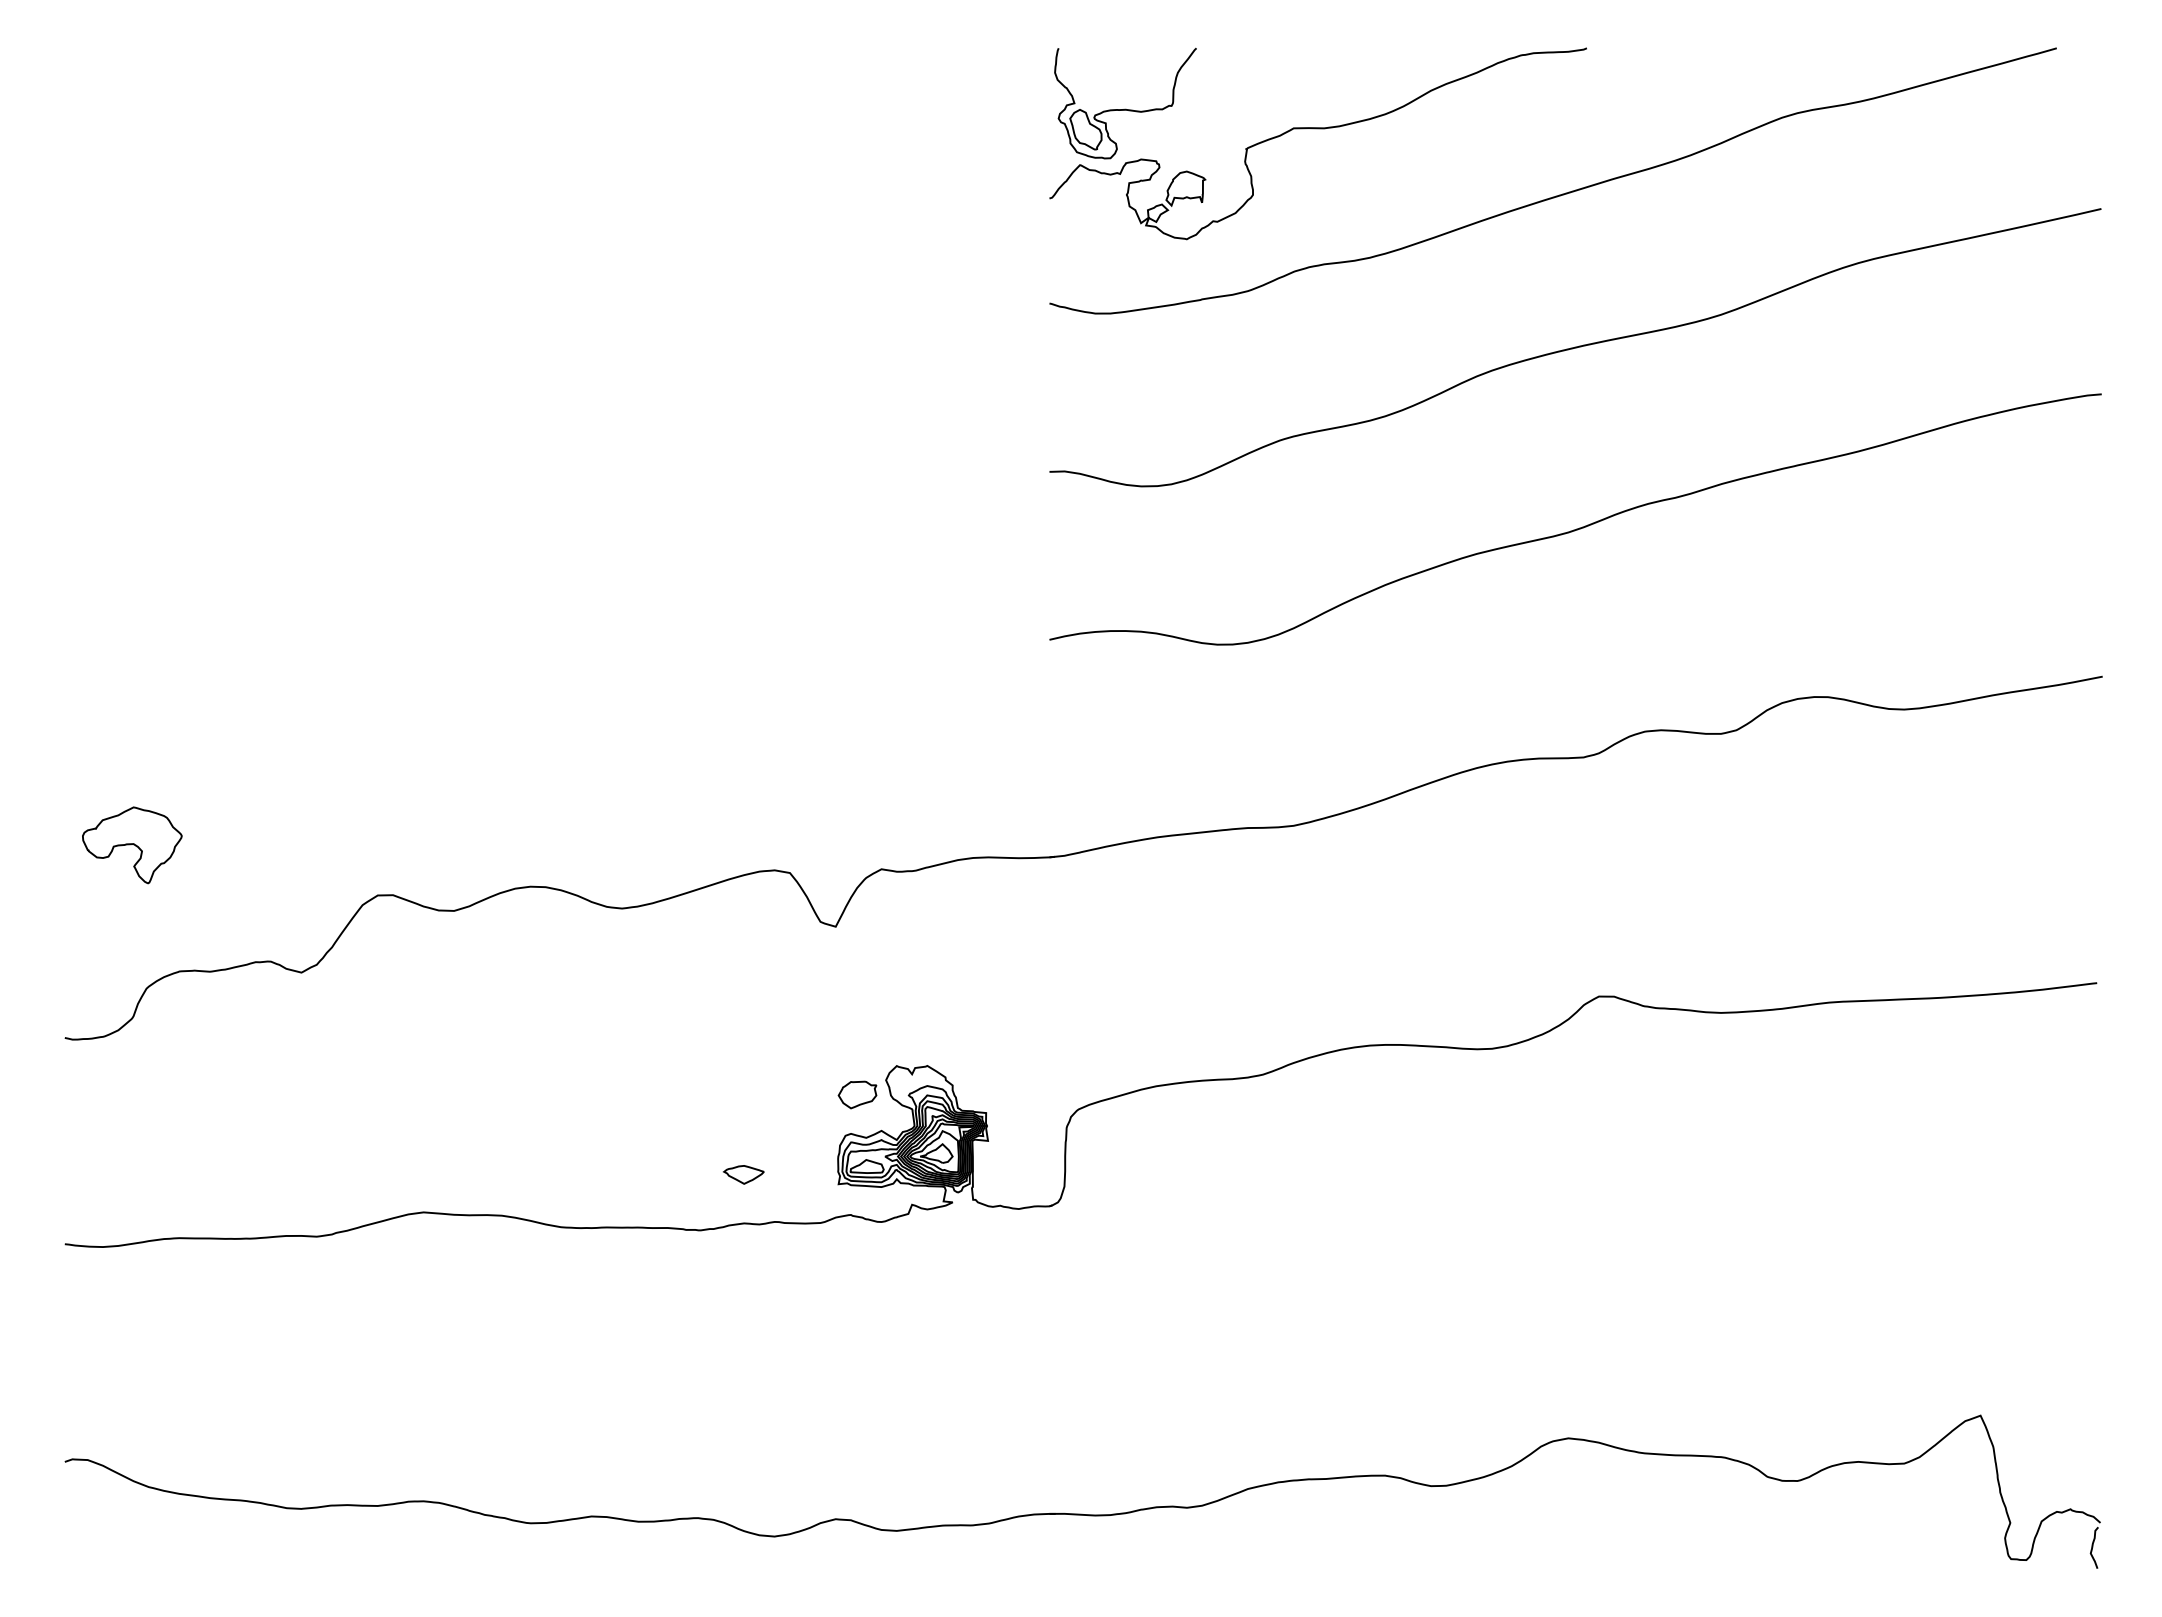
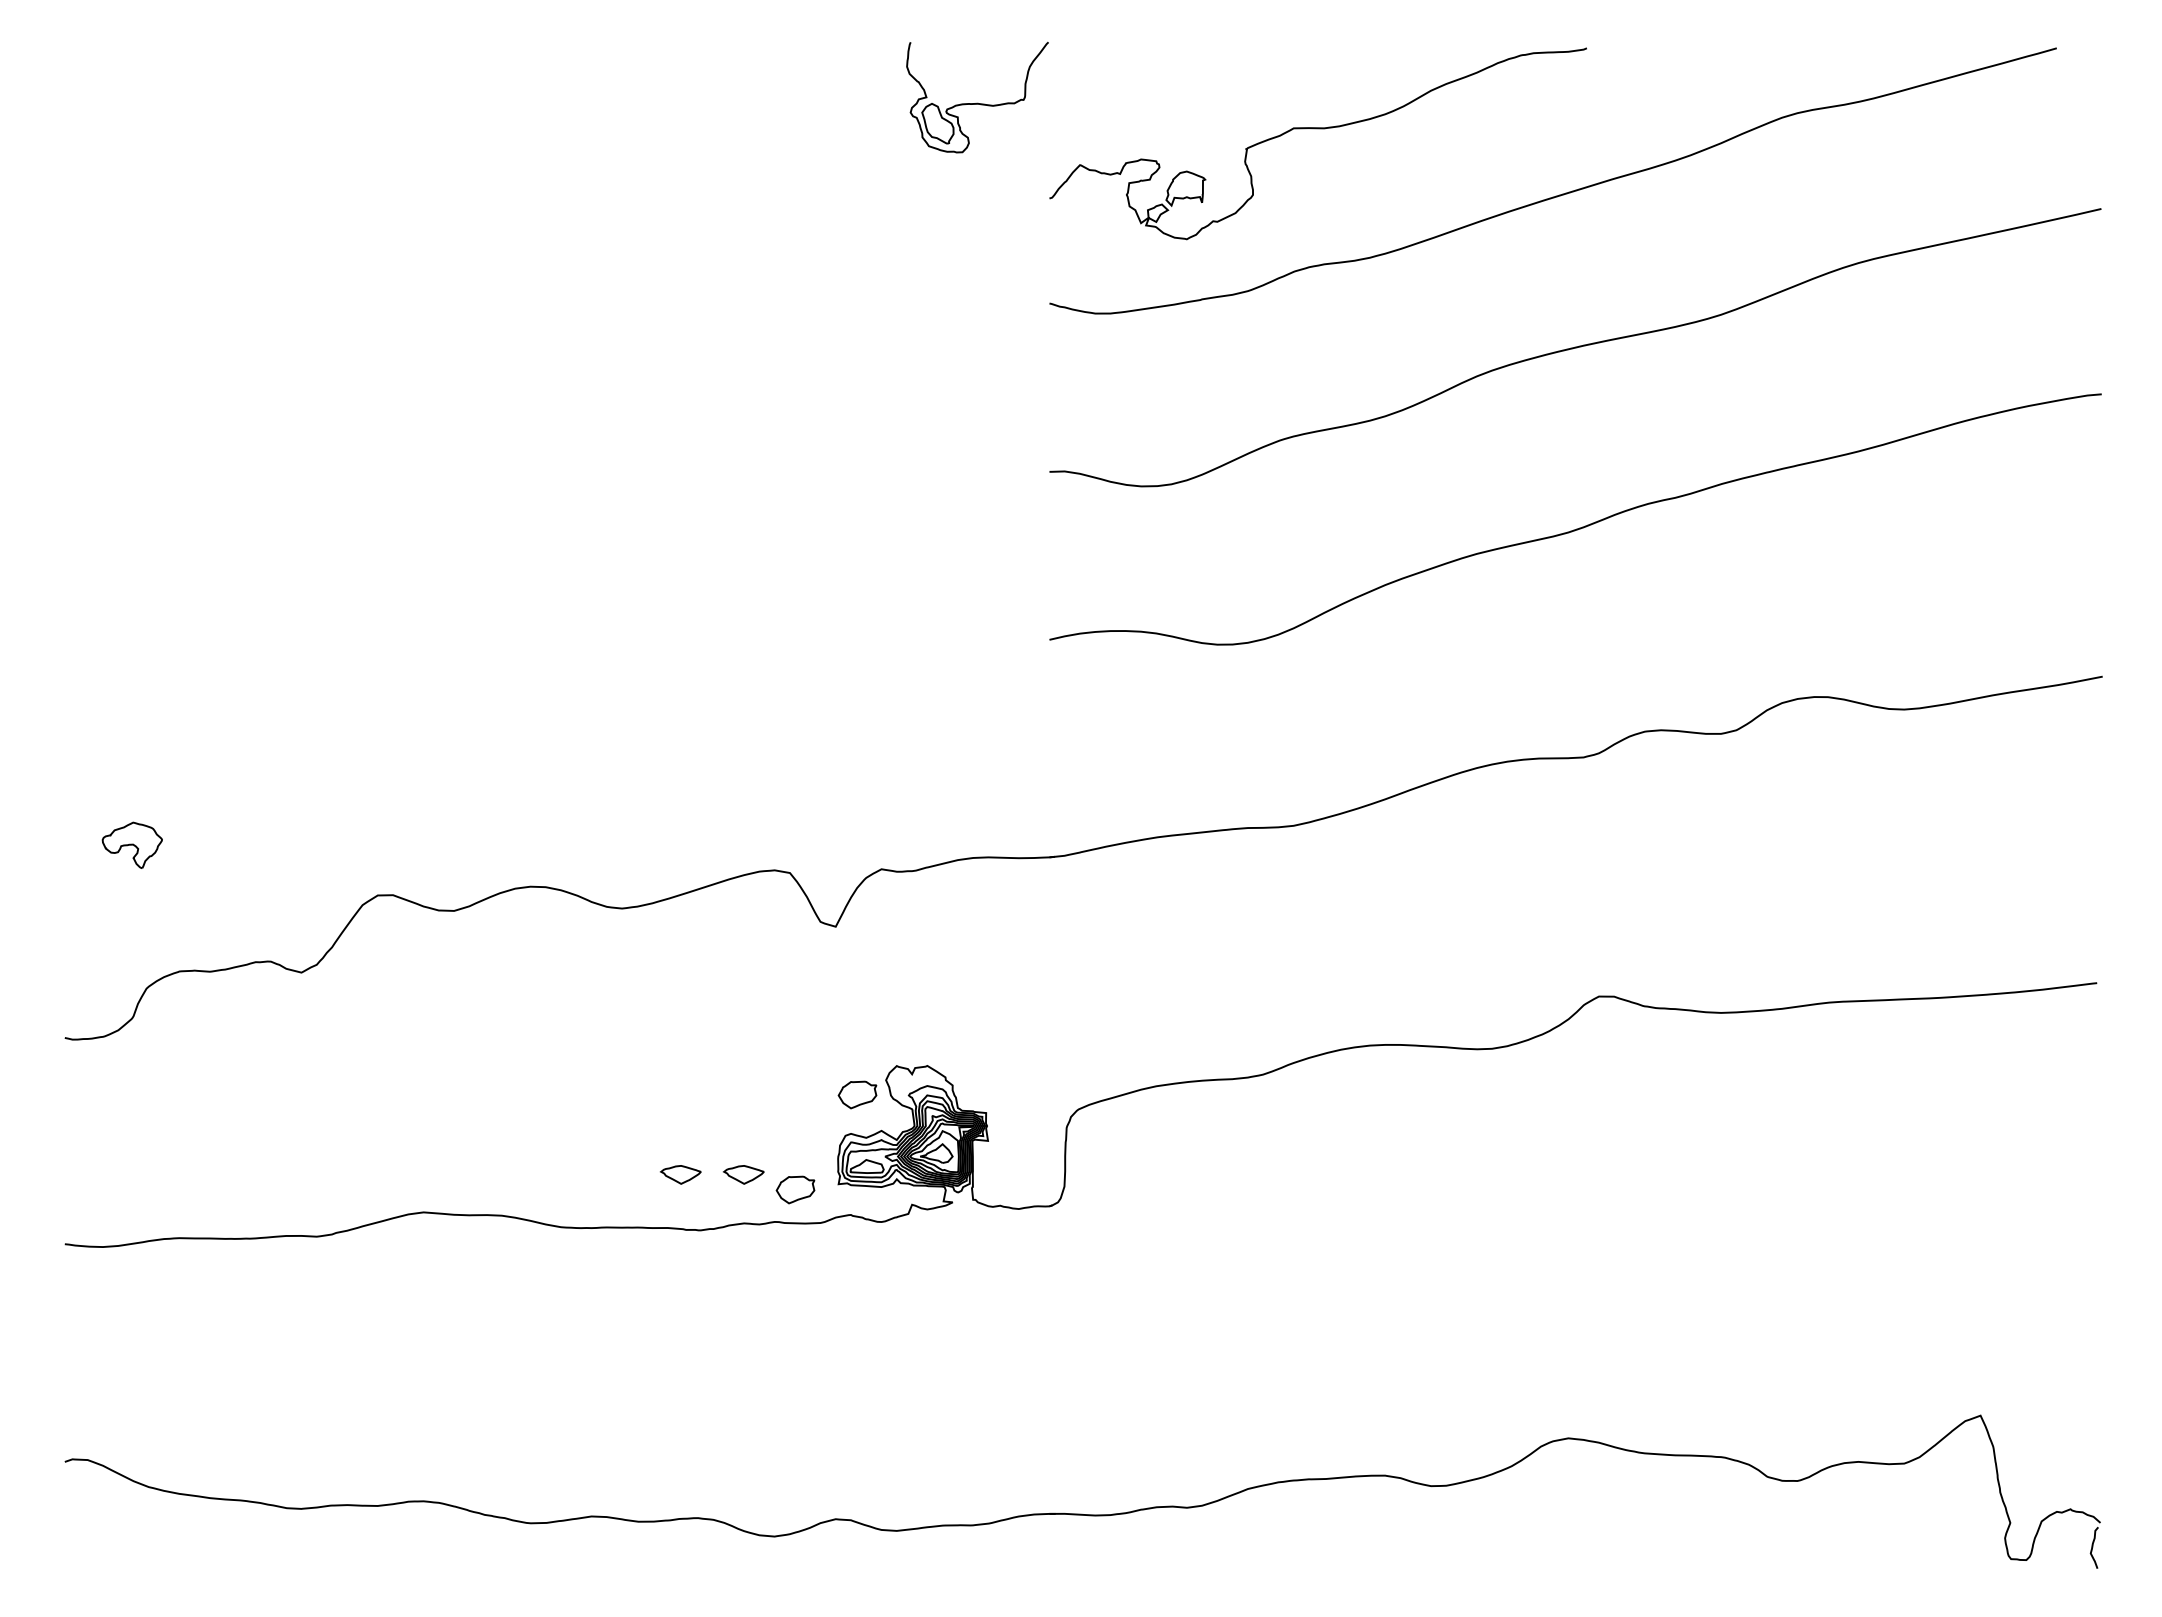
part position: (1125, 103) -> (977, 97) (977, 97)
part size: 101x79 px -> 62x48 px (131, 844)
part: none -> present (680, 1174)
part: none -> present (795, 1189)
